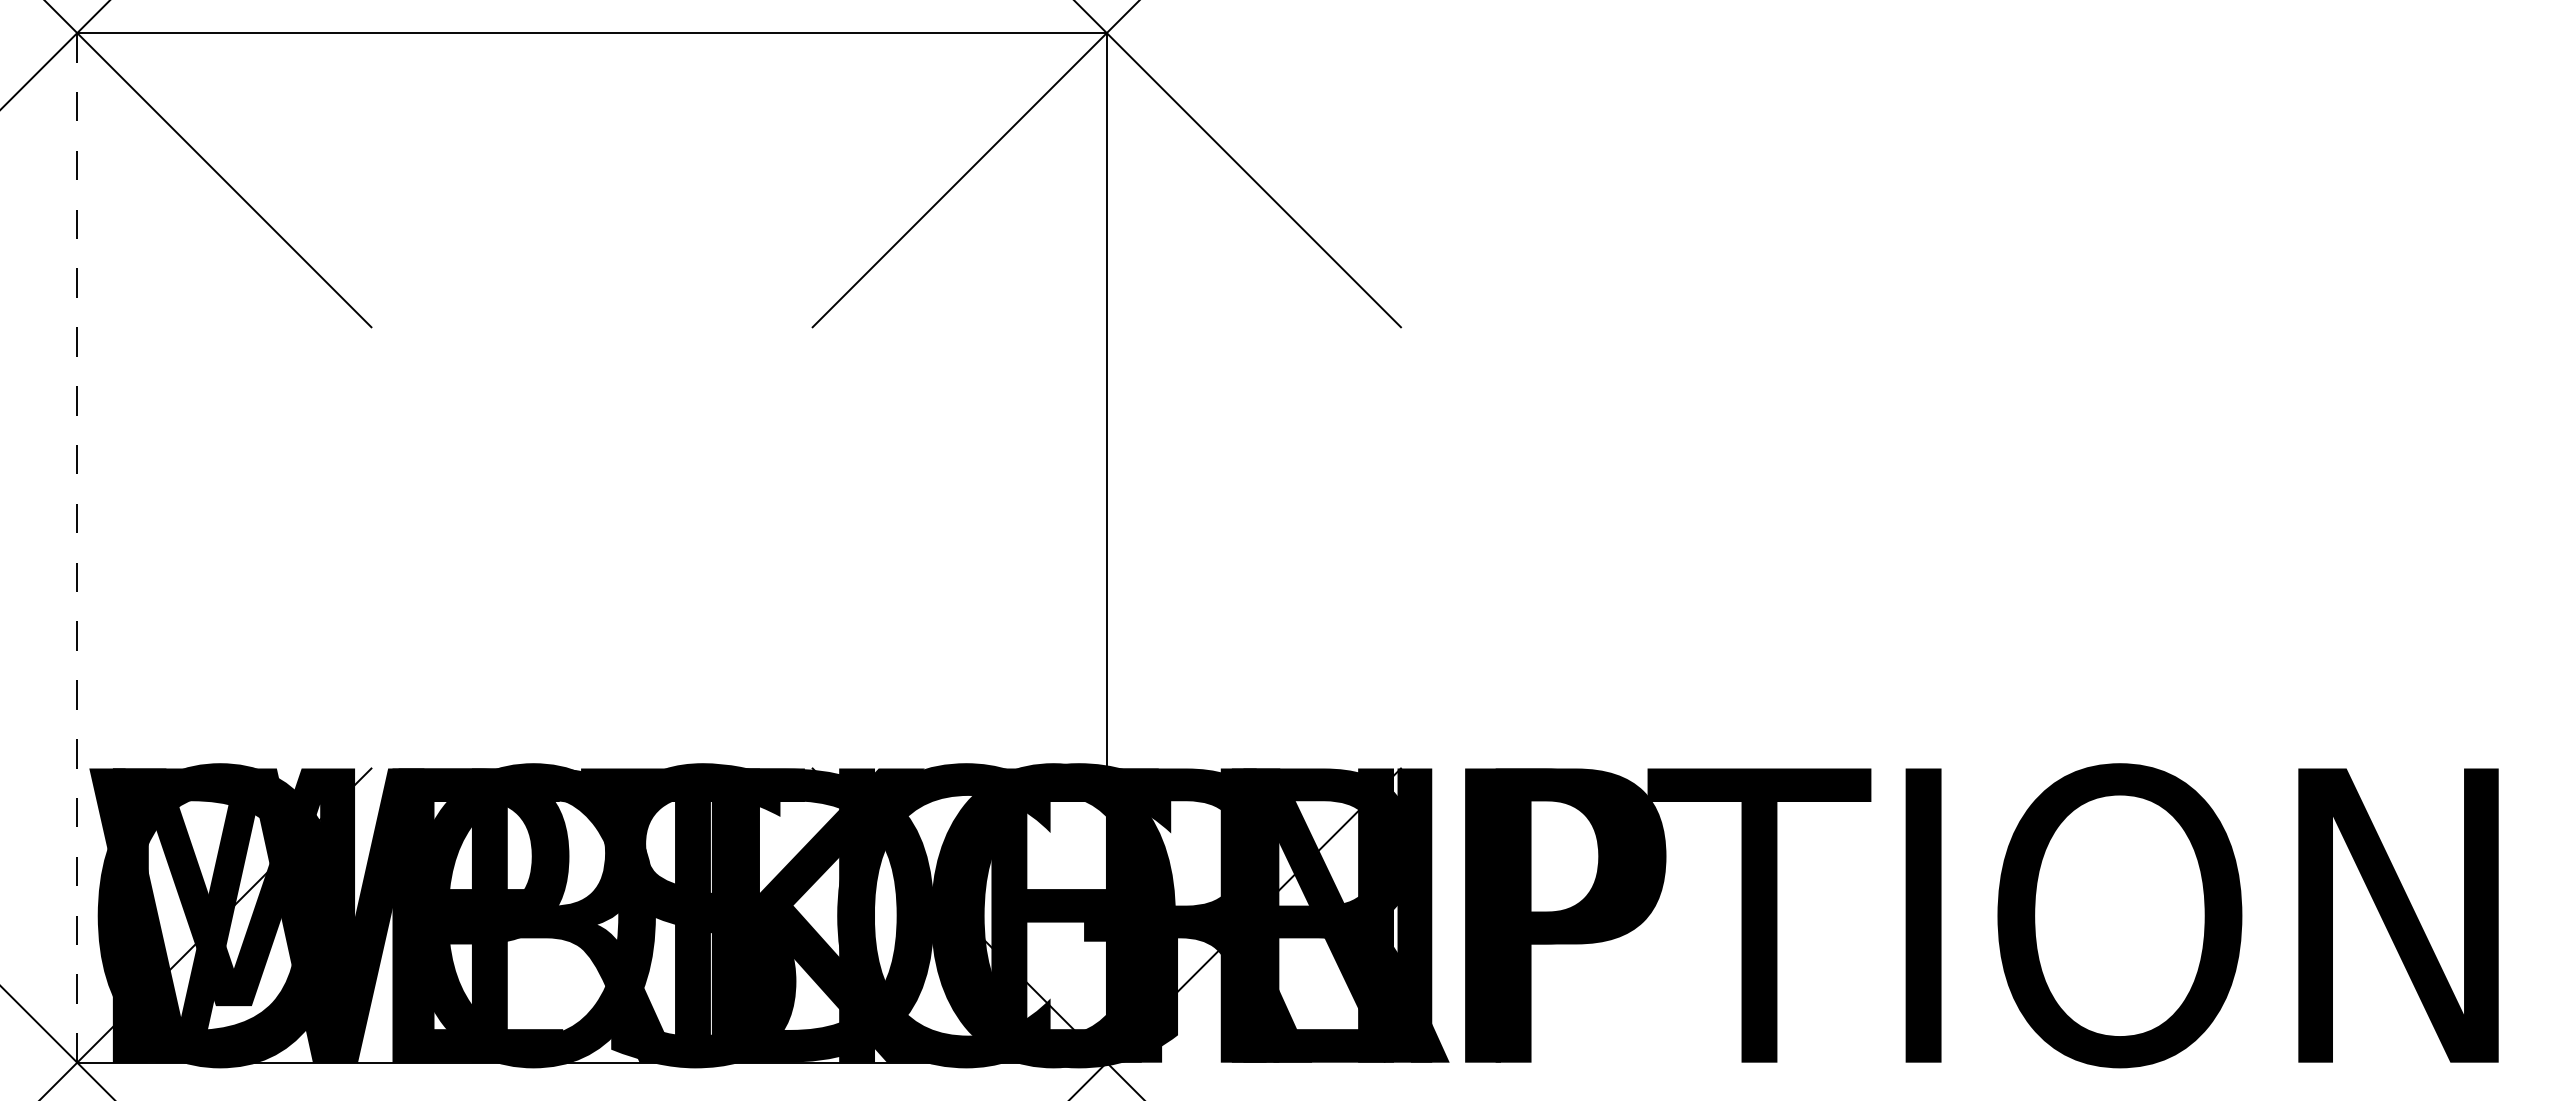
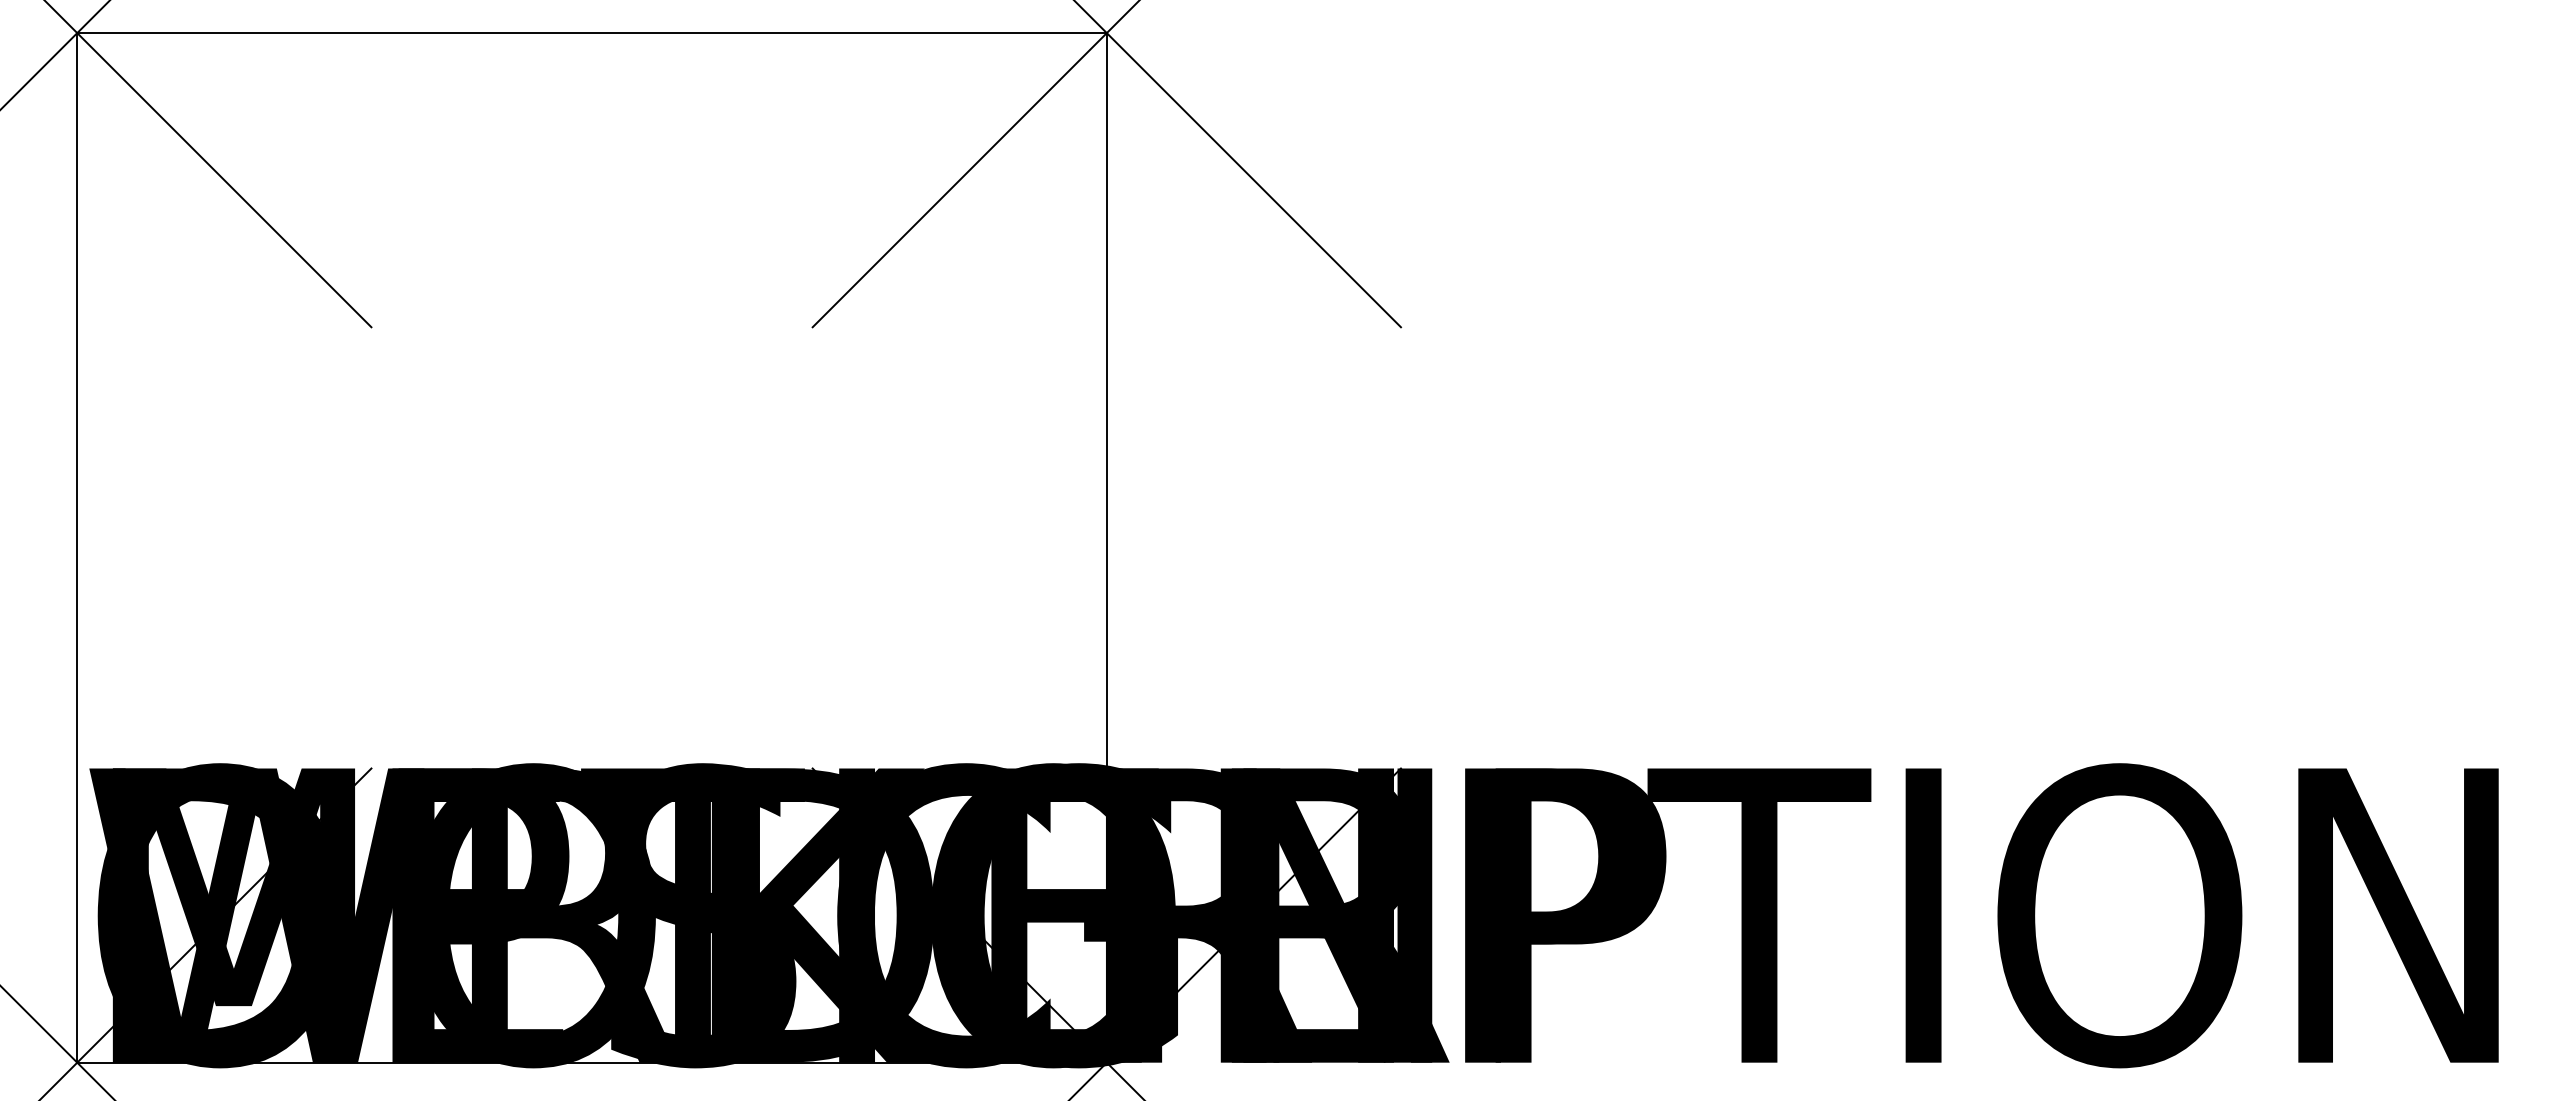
line: dashed -> solid (77, 547)
